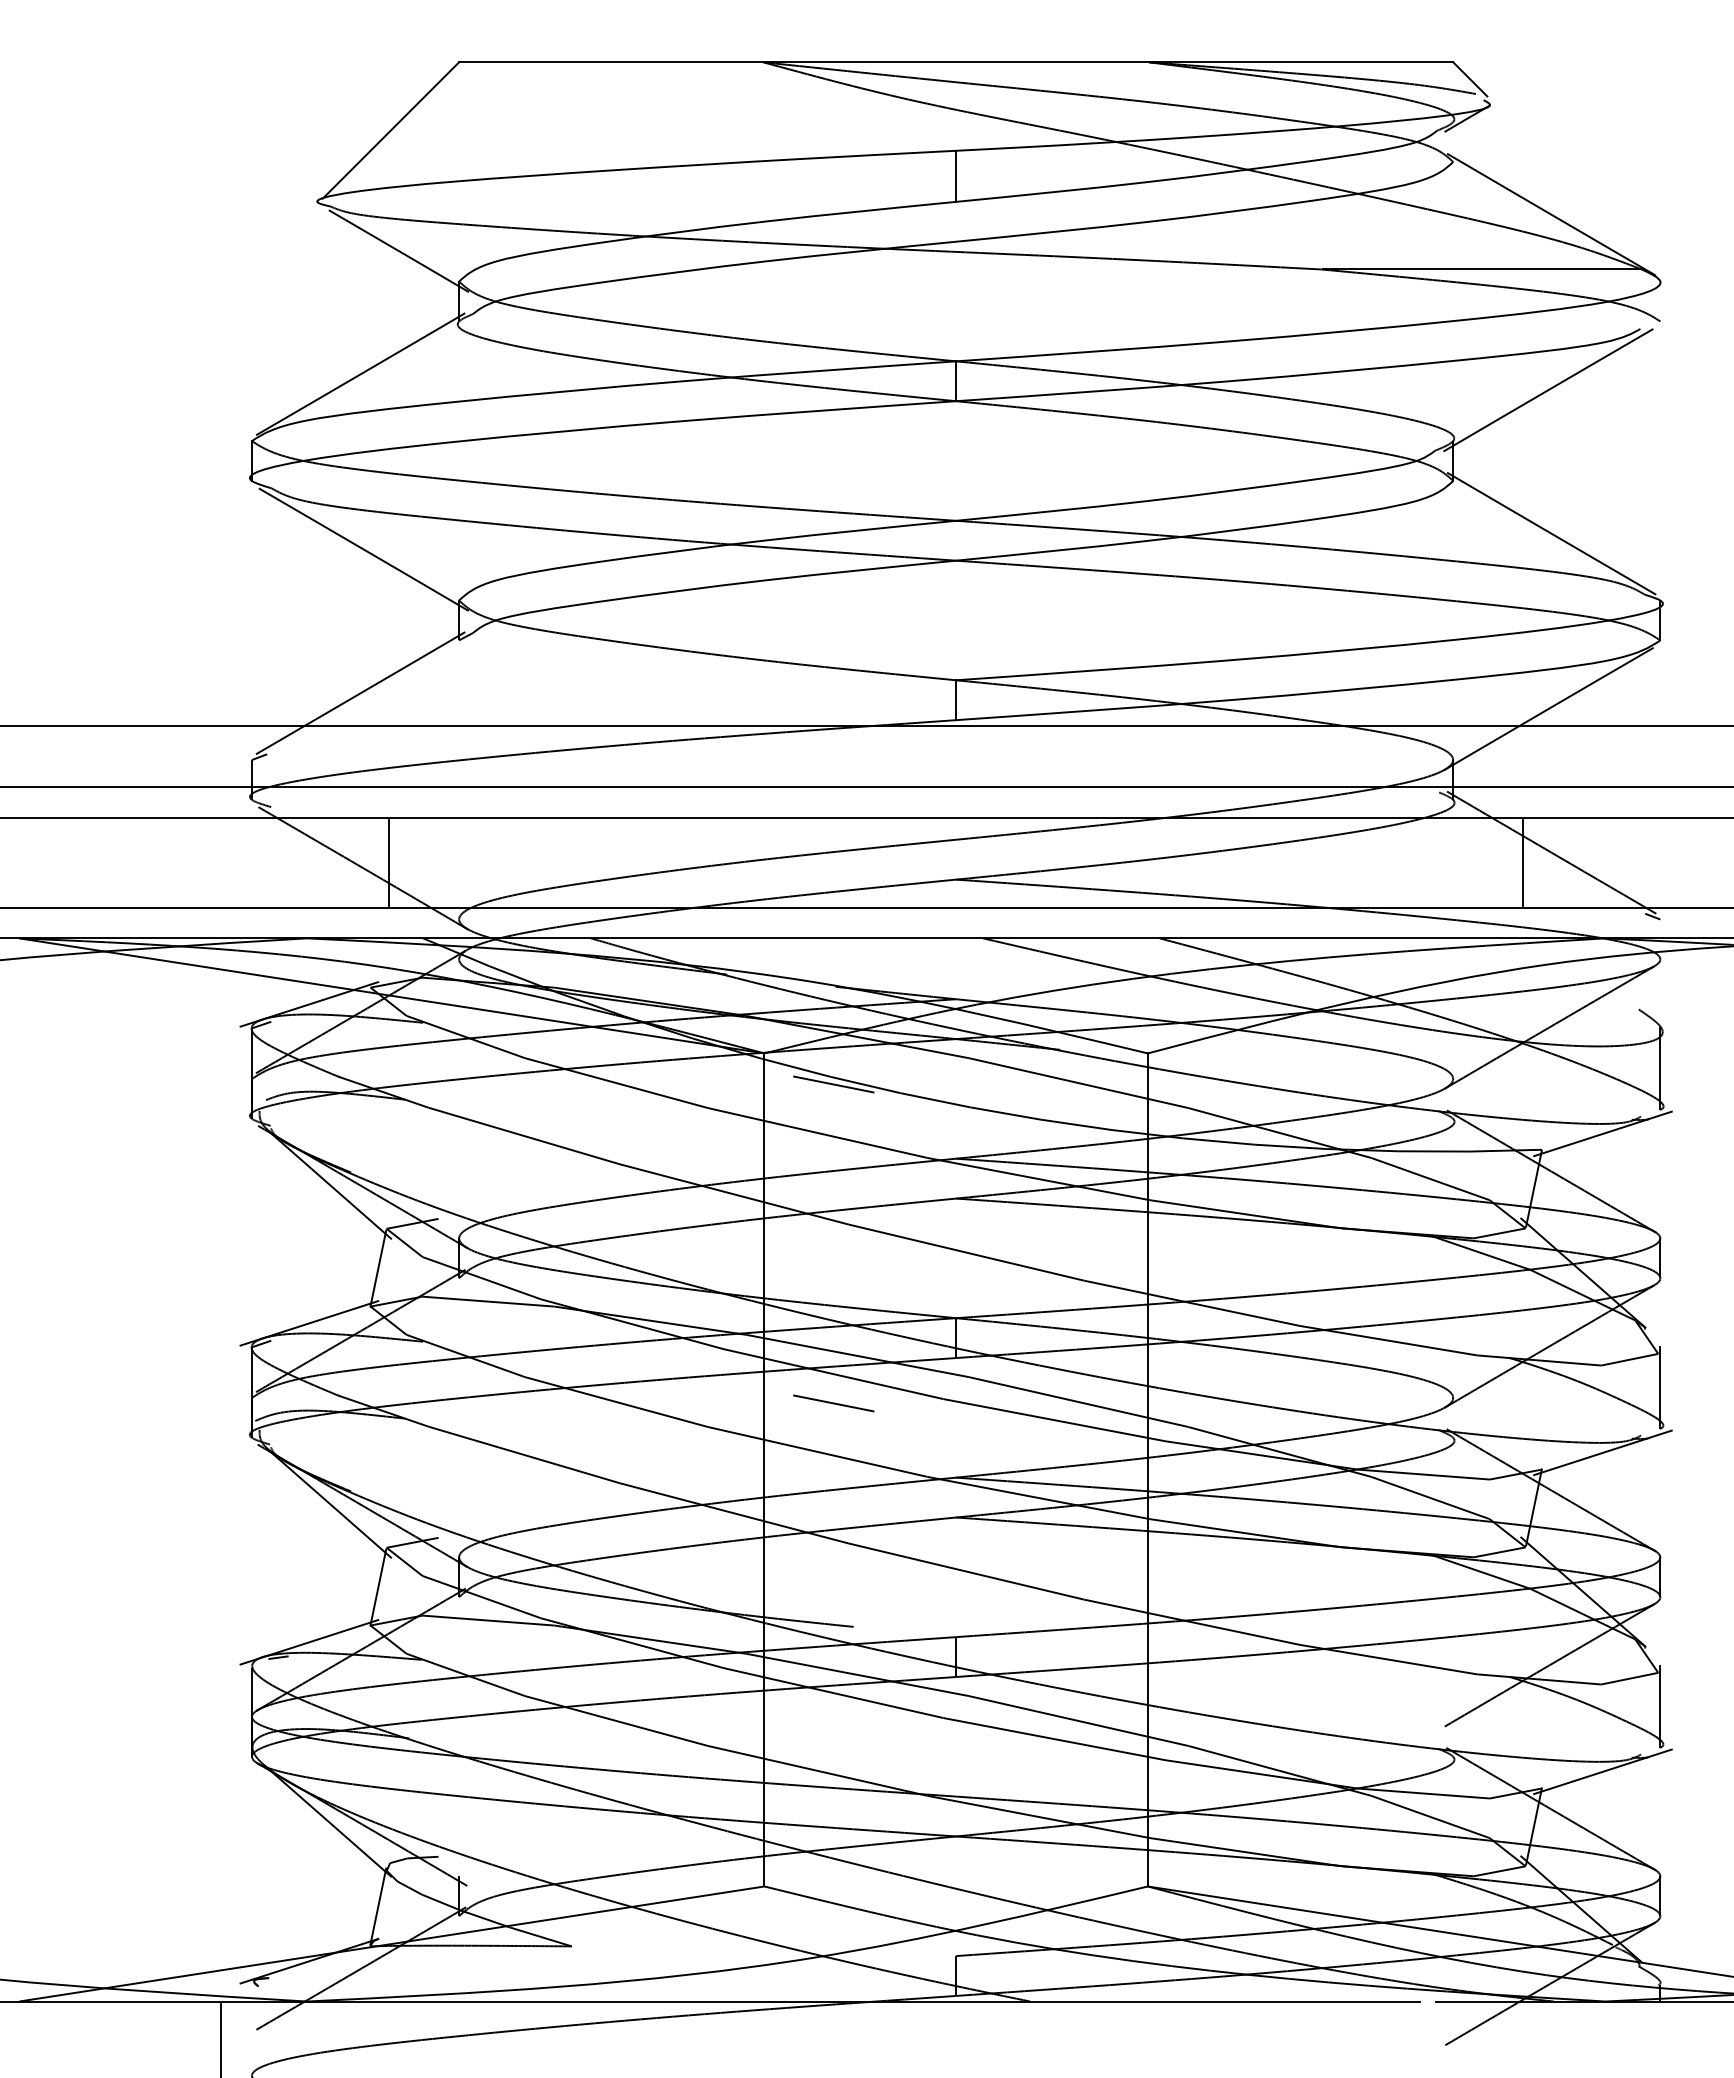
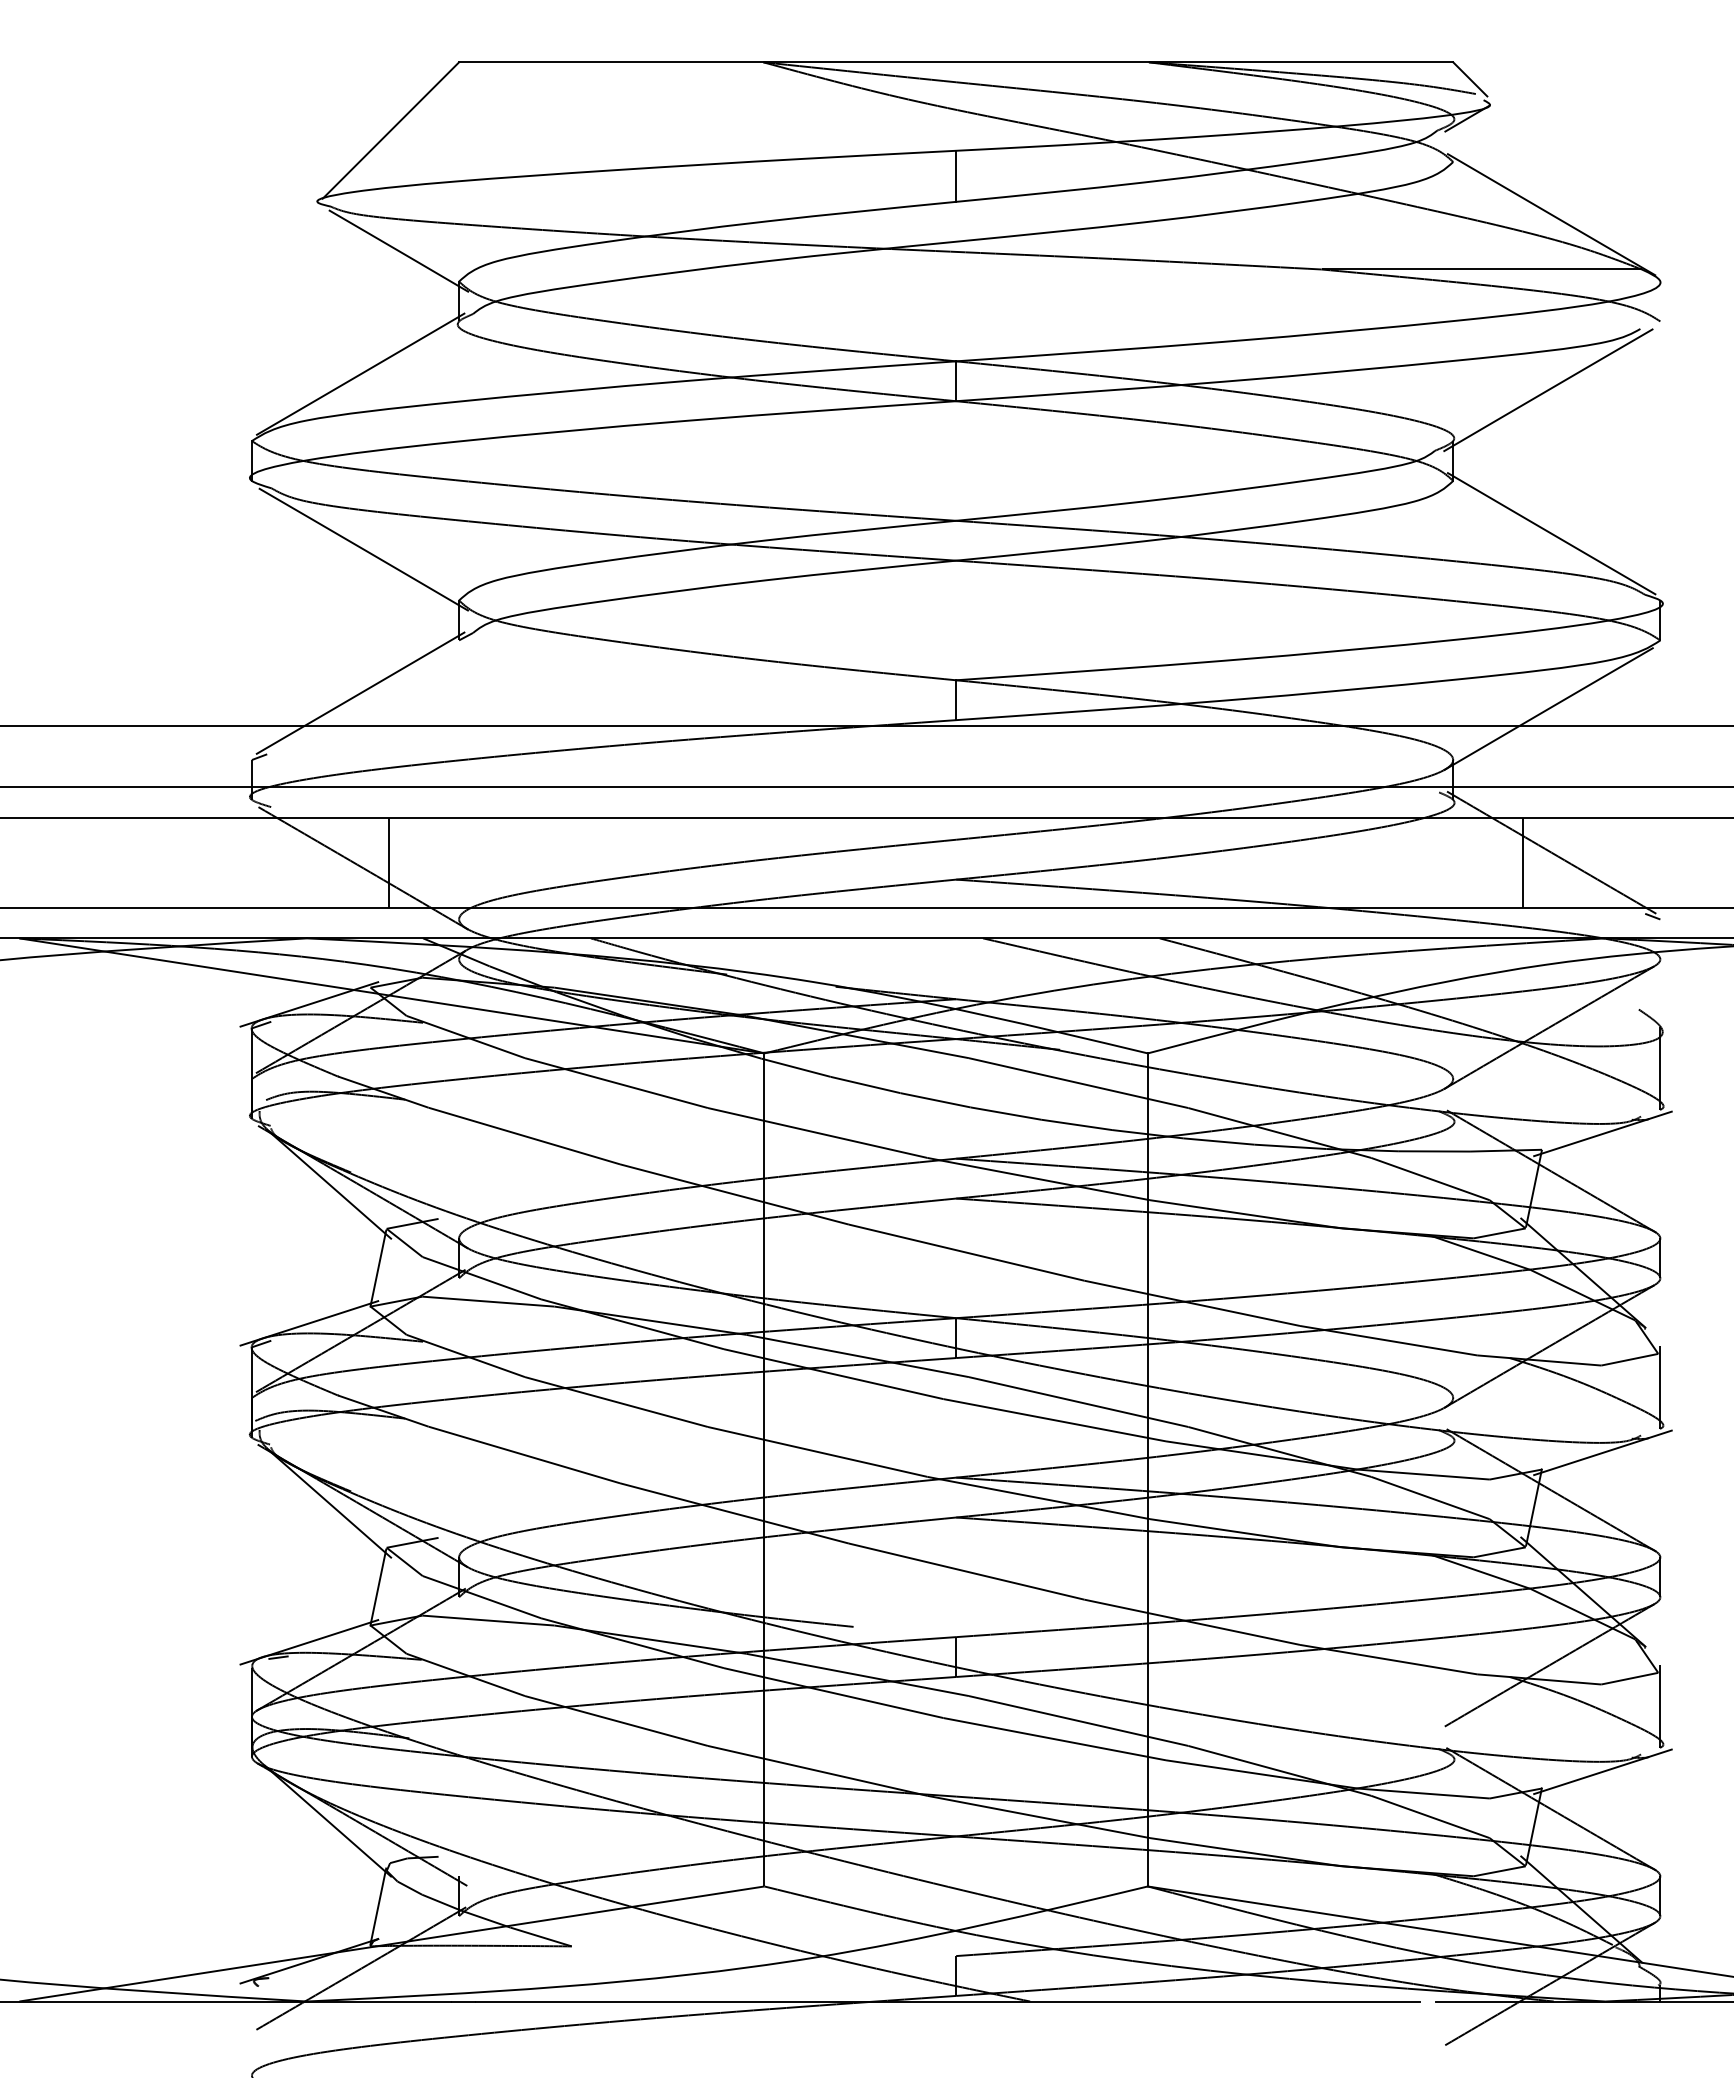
line: present -> none (833, 1084)
line: present -> none (833, 1403)
line: present -> none (221, 2037)
